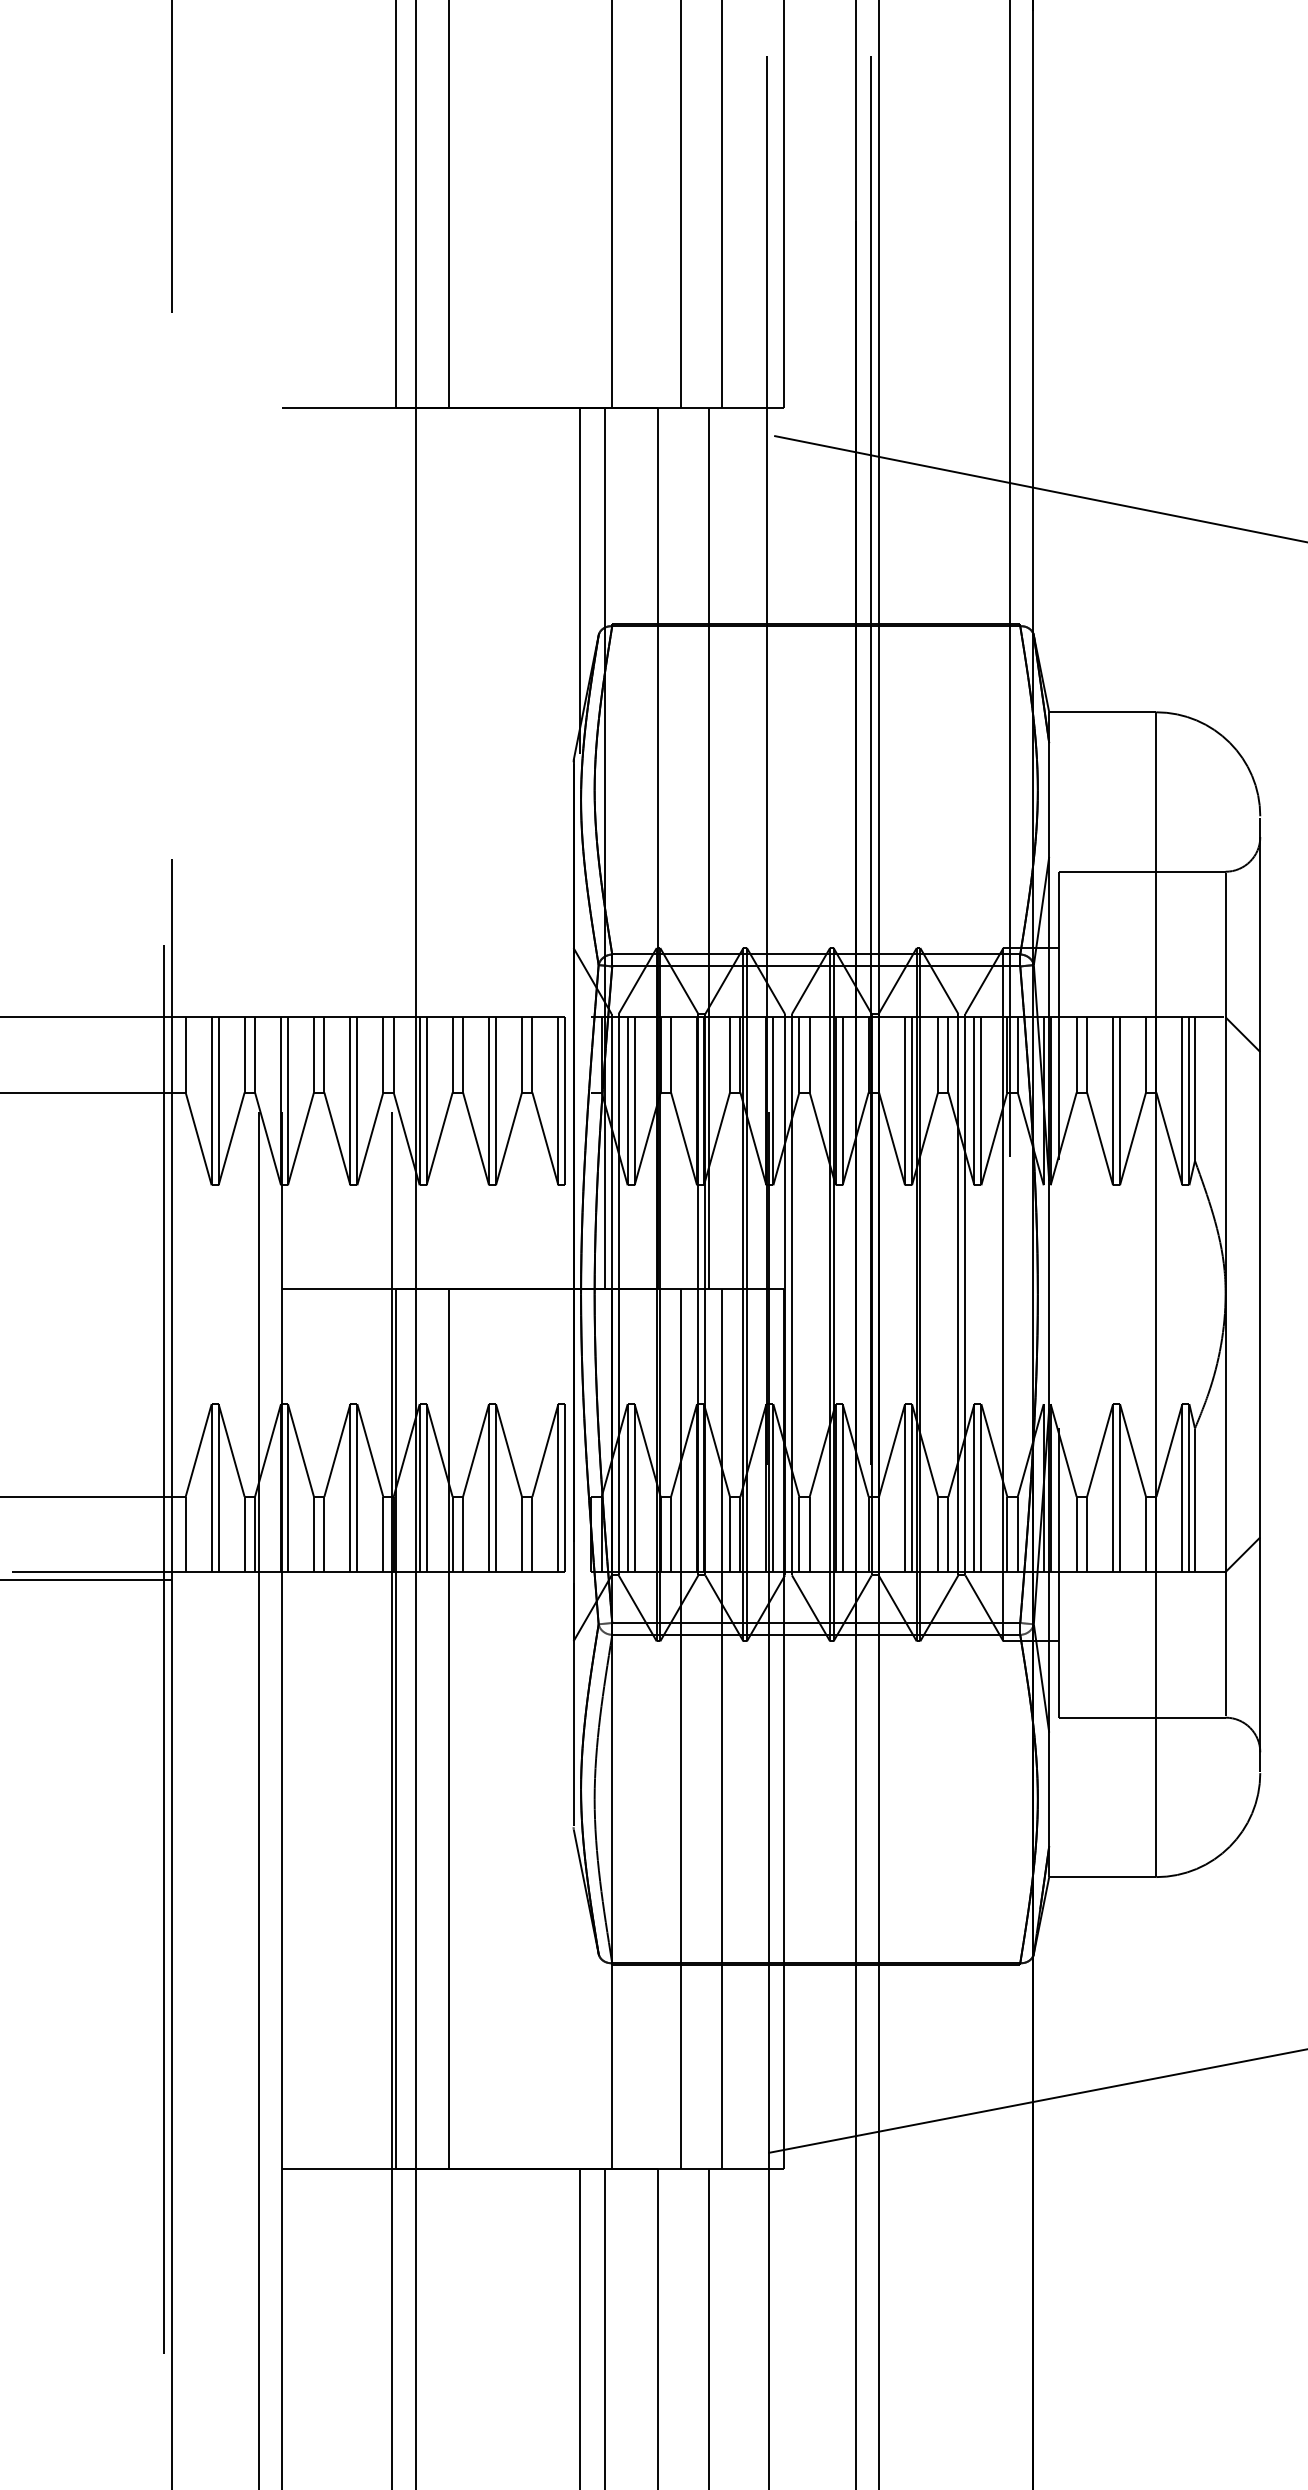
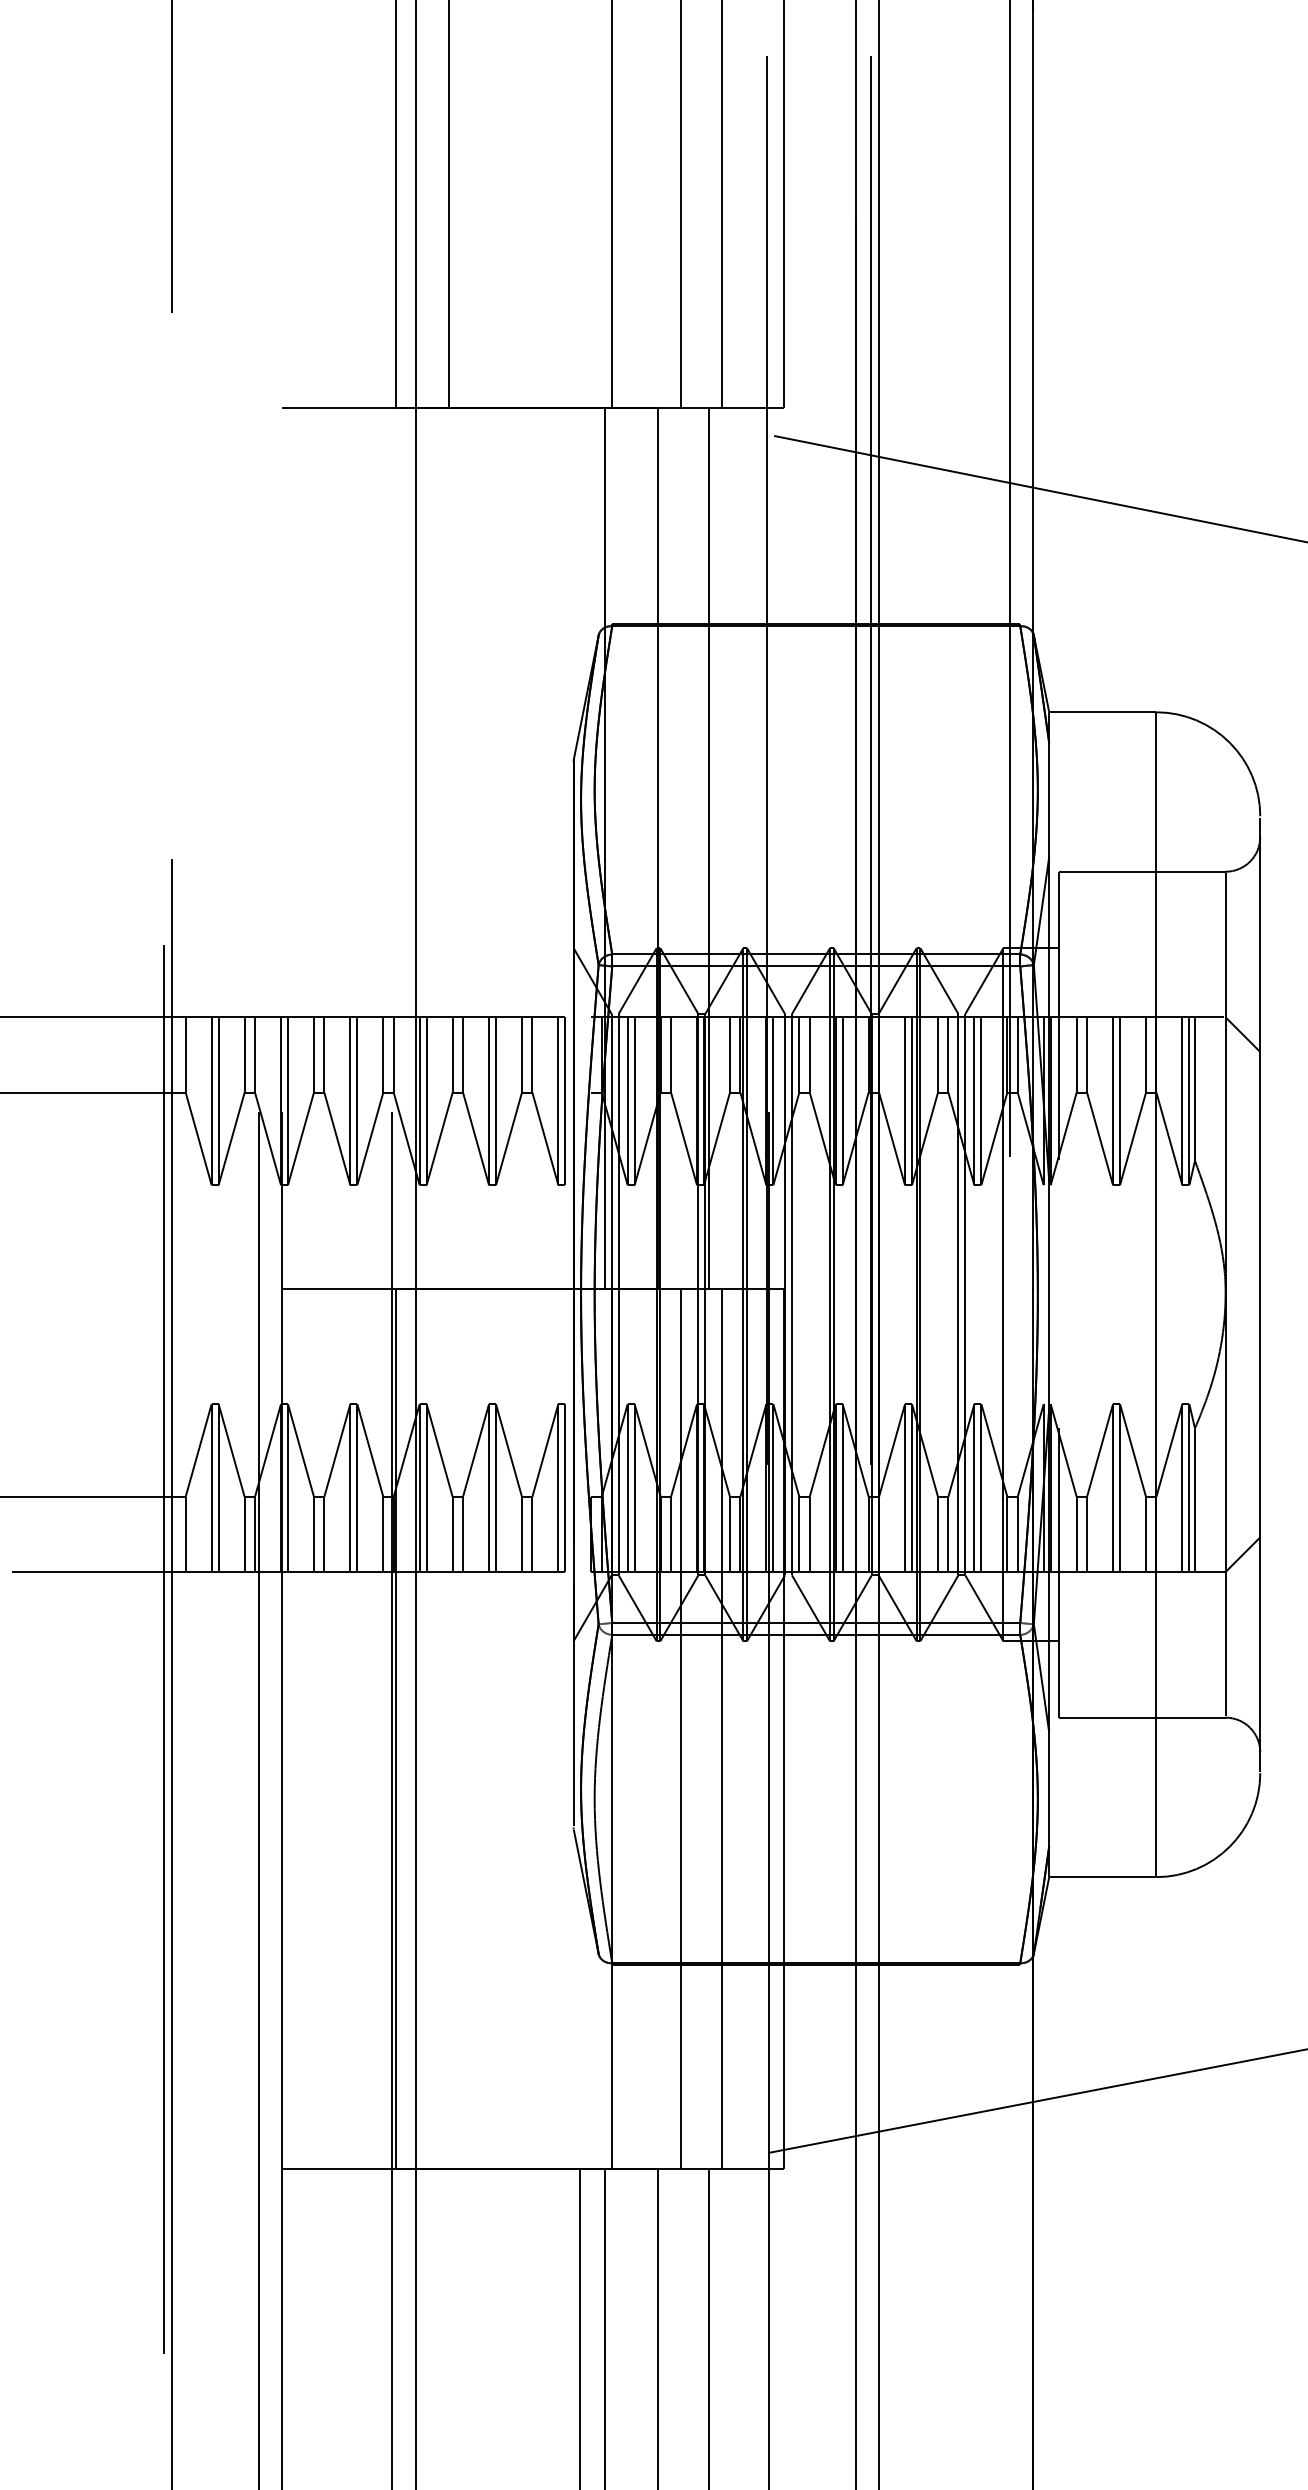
line: present -> none (579, 580)
line: present -> none (86, 1580)
line: present -> none (448, 1728)
